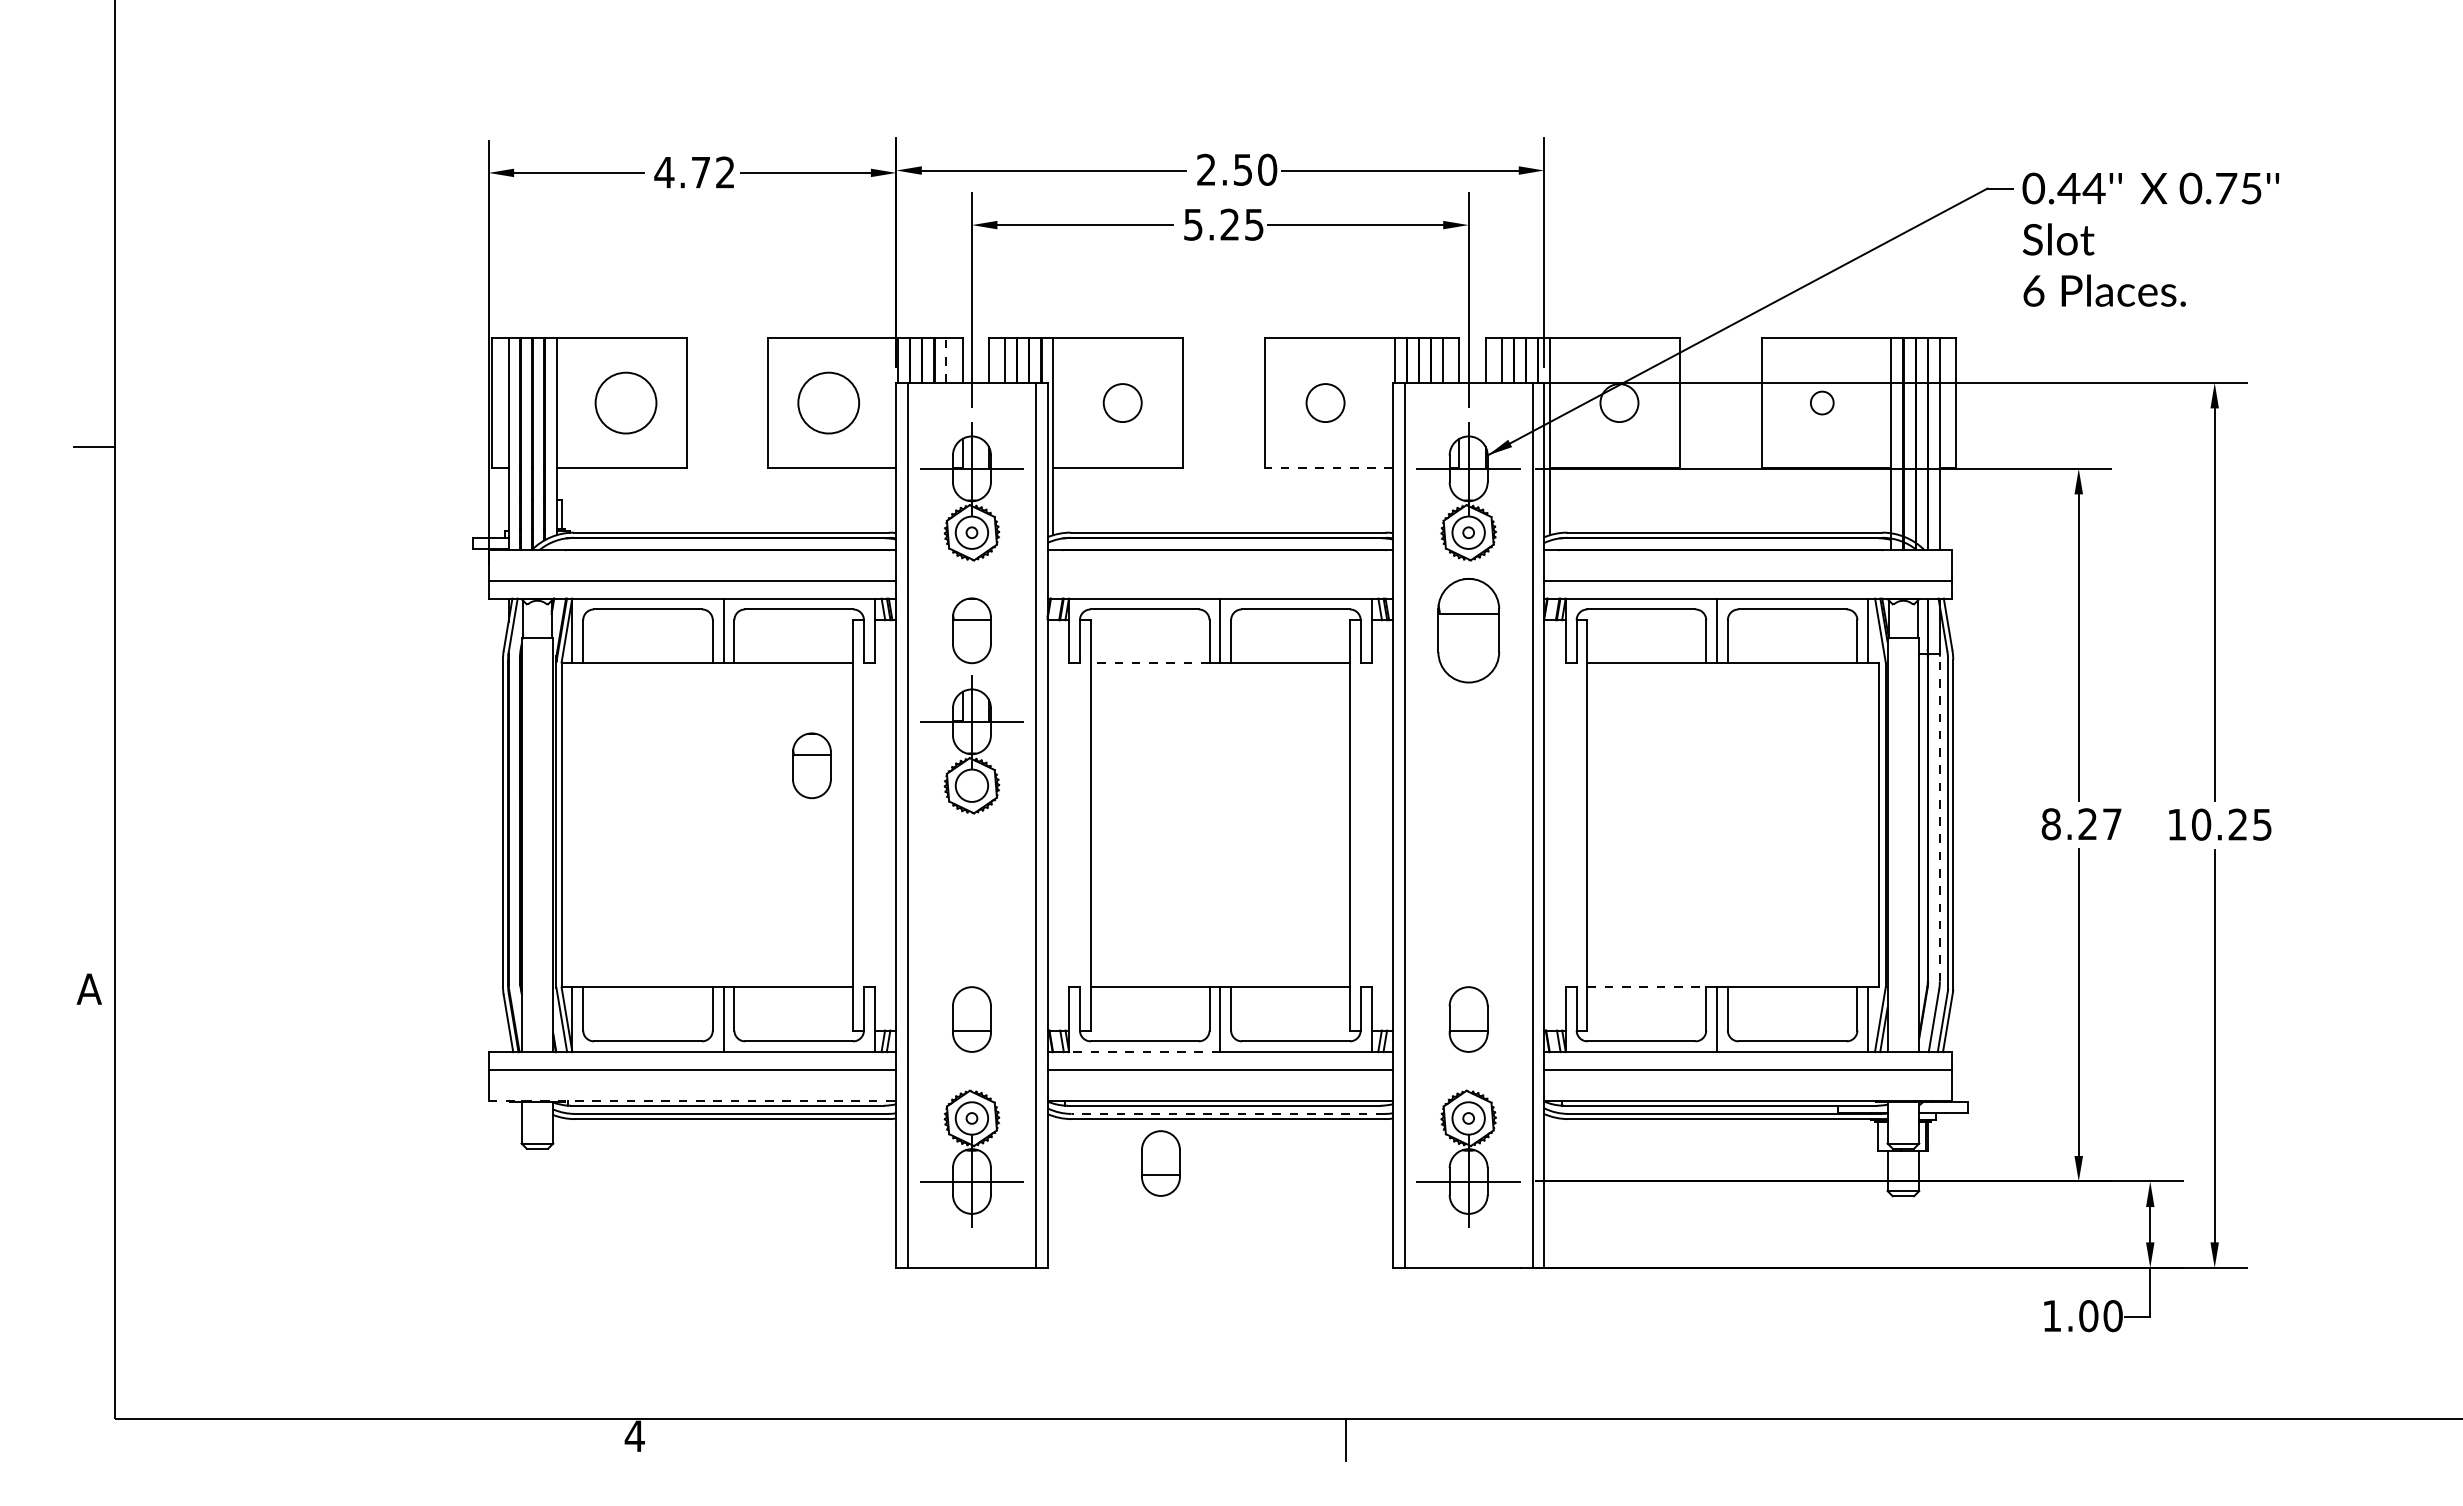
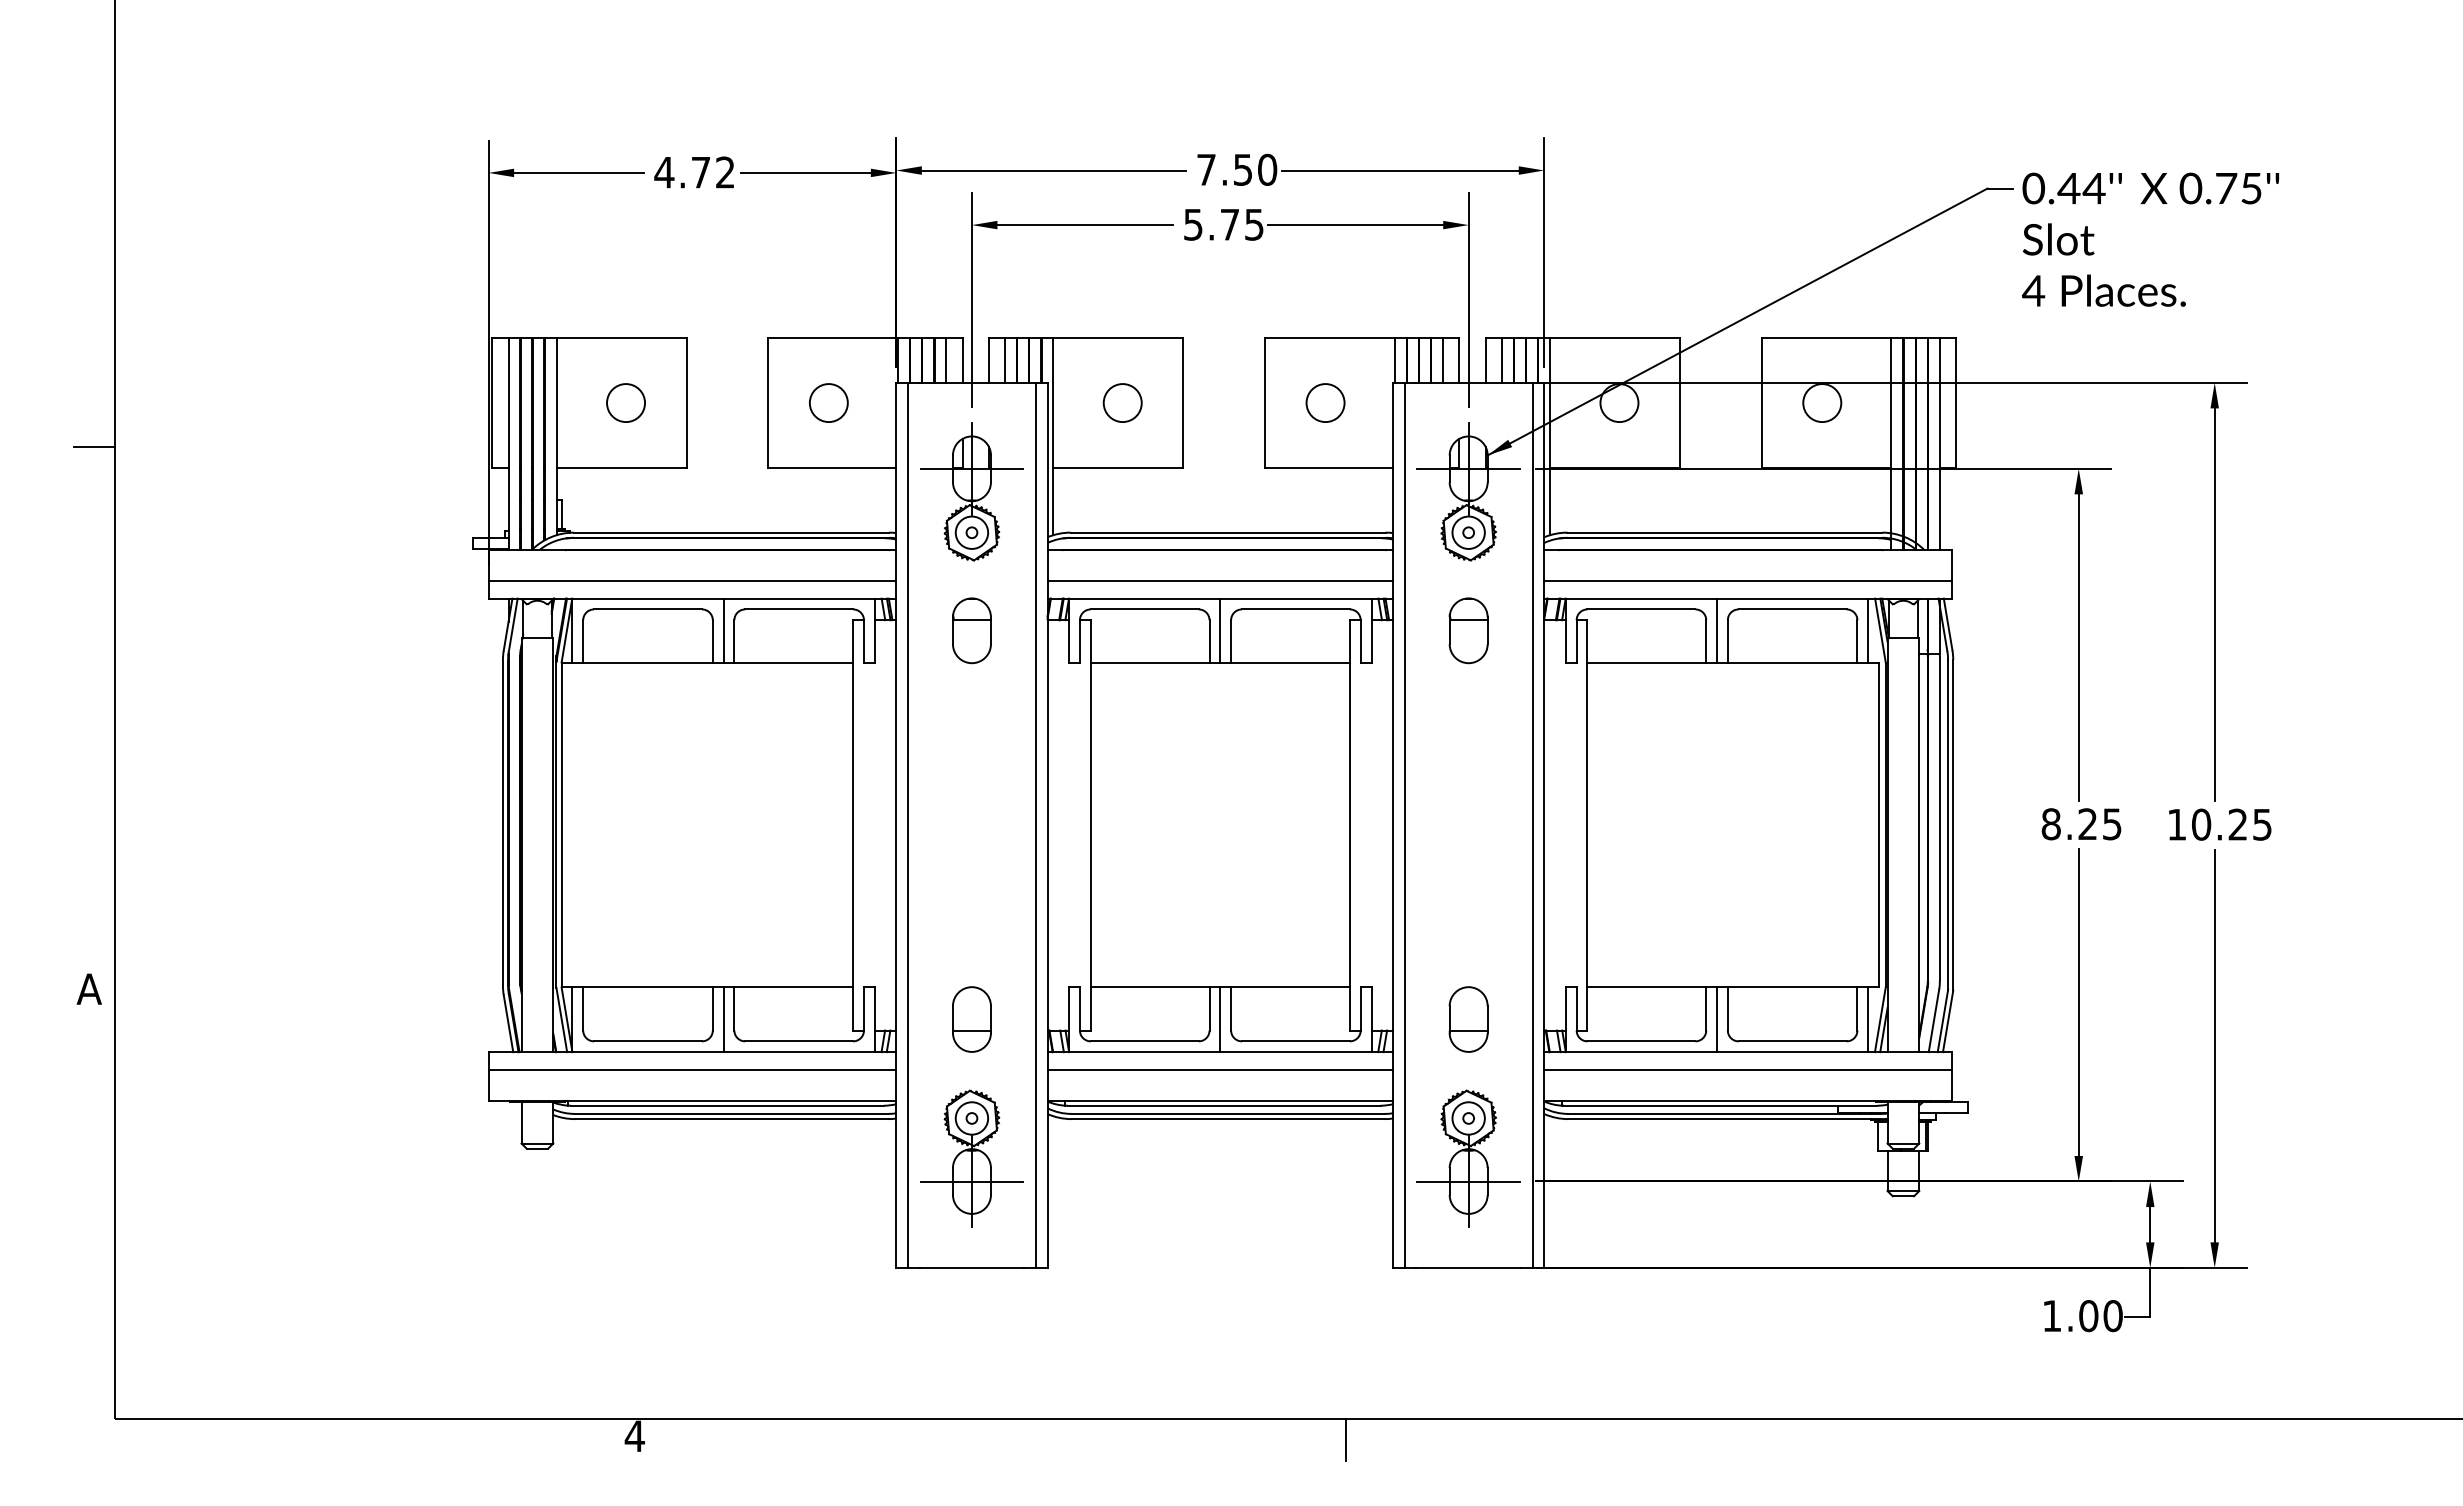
text: 2.50 -> 7.50 (1206, 169)
text: 5.25 -> 5.75 (1229, 224)
text: 6 -> 4 (2033, 290)
line: dashed -> solid (946, 360)
circle size: 64x64 px -> 40x40 px (625, 402)
circle size: 63x64 px -> 40x40 px (828, 402)
circle diameter: 23 px -> 38 px (1822, 403)
line: dashed -> solid (1329, 467)
line: none -> present (1220, 580)
part size: 64x106 px -> 41x68 px (1468, 630)
line: dashed -> solid (1149, 663)
part: present -> none (971, 744)
part: present -> none (811, 765)
line: dashed -> solid (1939, 818)
text: 8.27 -> 8.25 (2112, 824)
line: dashed -> solid (1647, 987)
line: dashed -> solid (1144, 1052)
line: dashed -> solid (692, 1100)
line: dashed -> solid (1227, 1113)
part: present -> none (1160, 1163)
